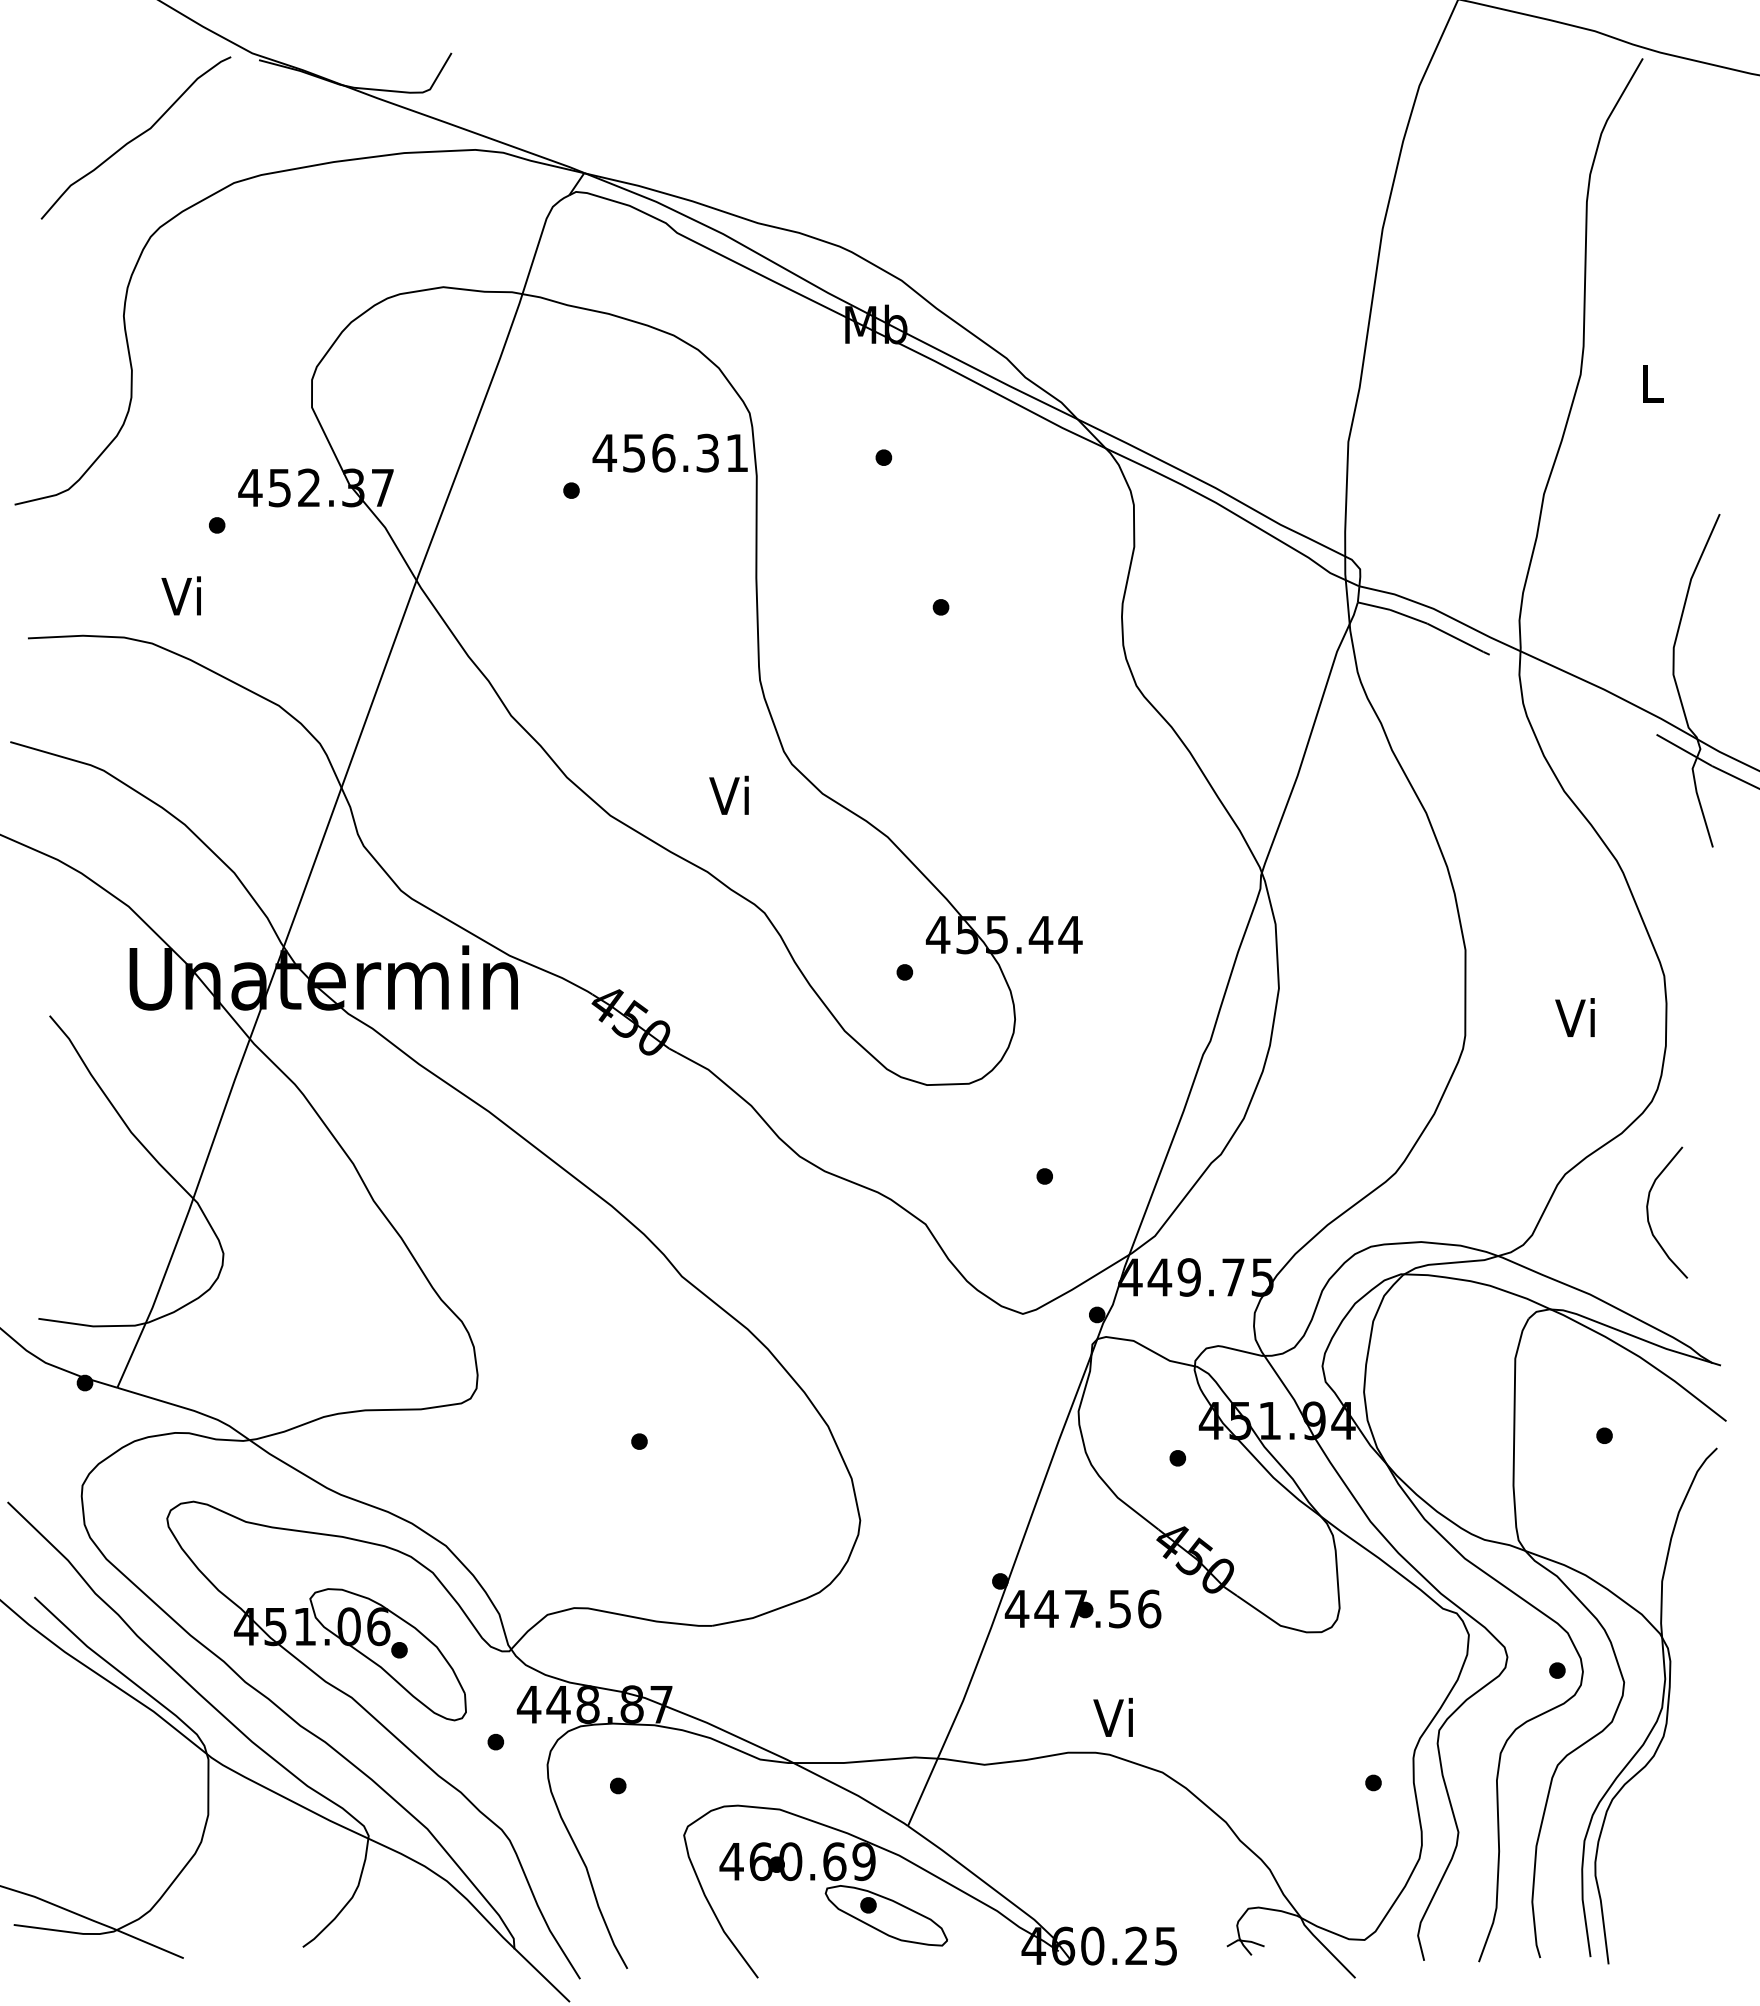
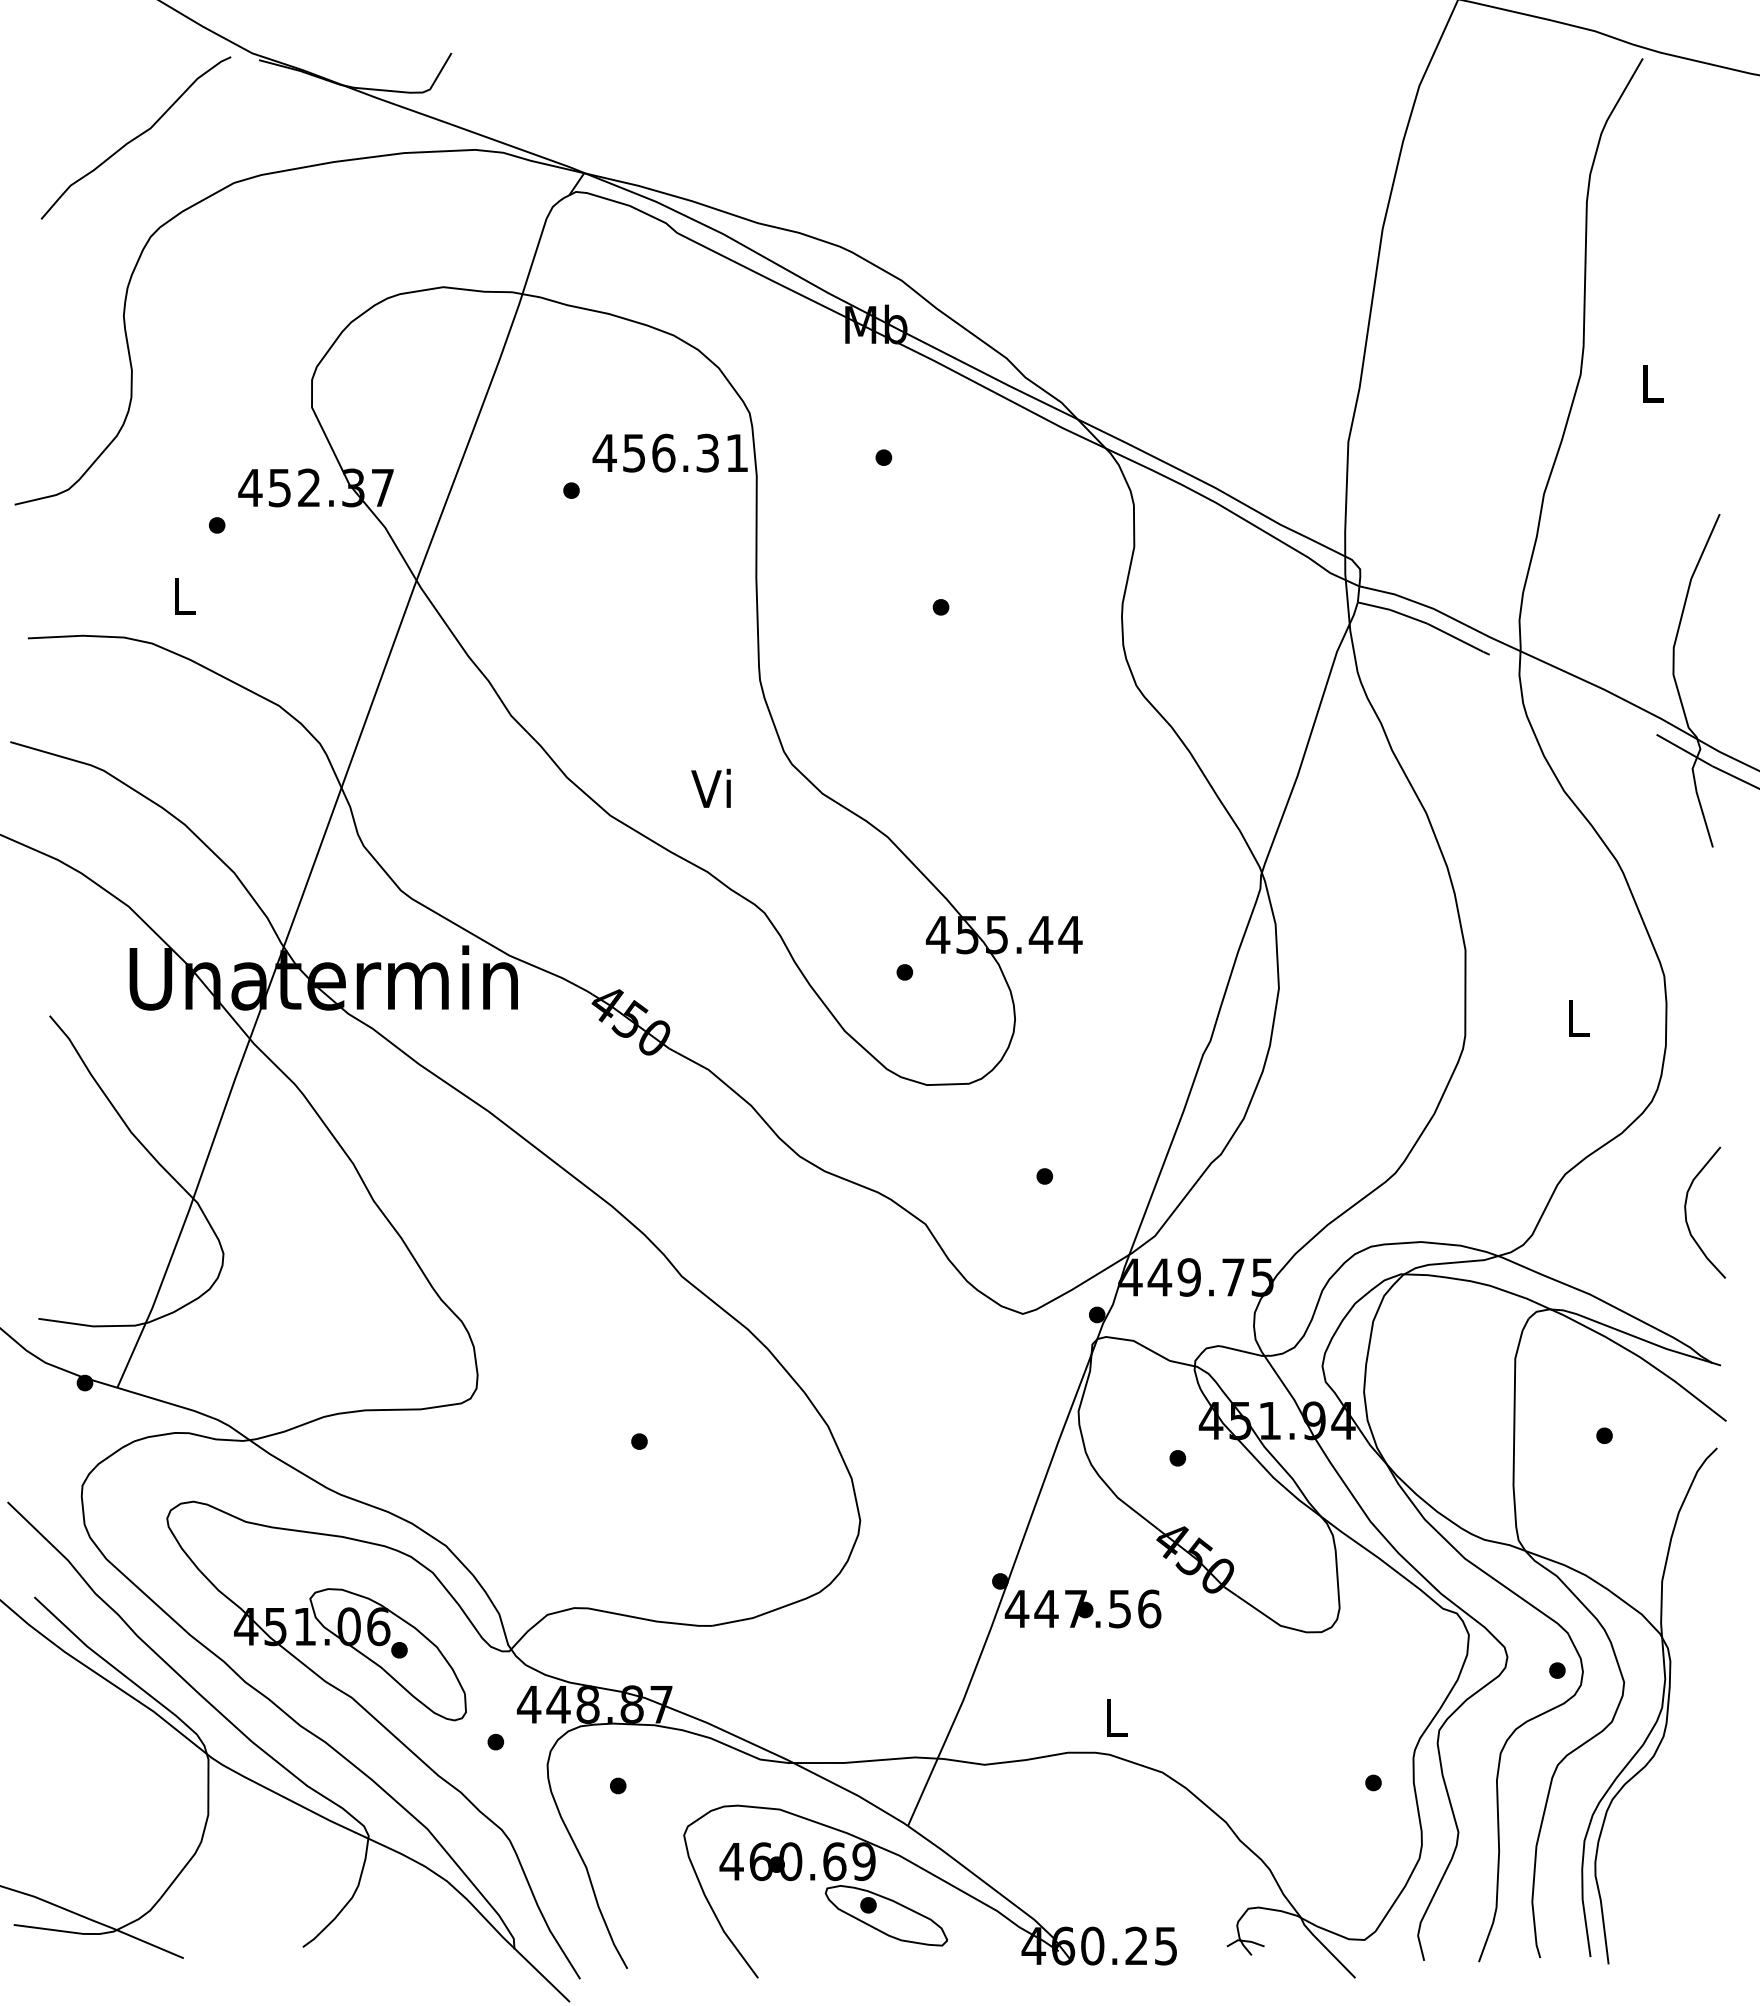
text: Vi -> L (180, 595)
text position: (728, 794) -> (710, 787) (710, 787)
text: Vi -> L (1574, 1017)
curve position: (1648, 1212) -> (1686, 1212) (1686, 1212)
text: Vi -> L (1112, 1716)
